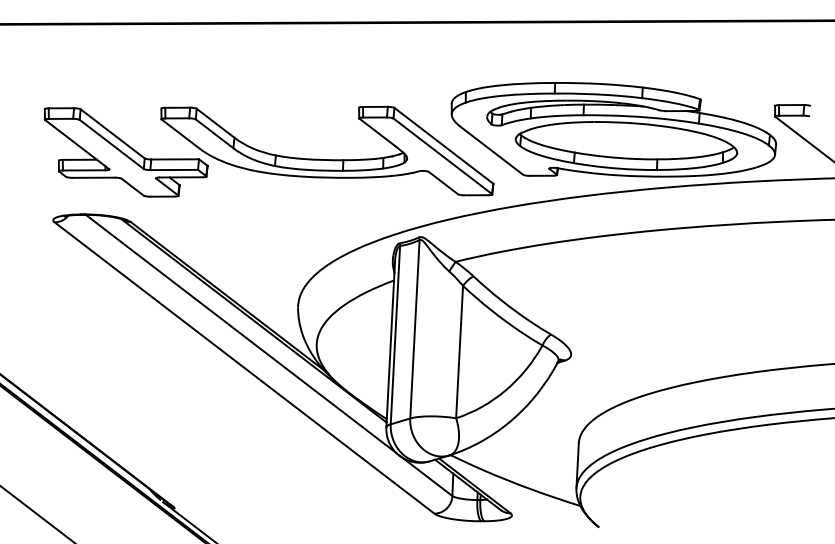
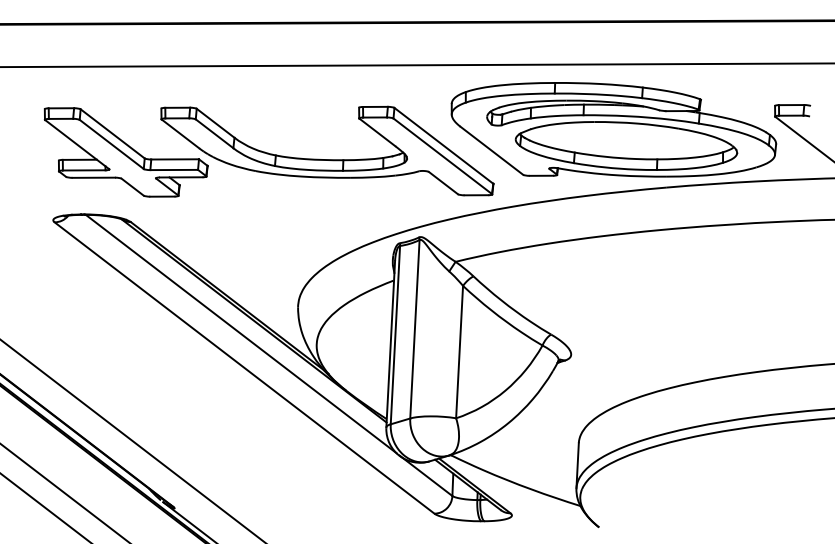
line: none -> present (416, 65)
line: none -> present (132, 440)
line: none -> present (64, 492)
line position: (36, 513) -> (45, 507) (45, 507)
